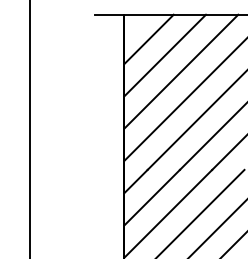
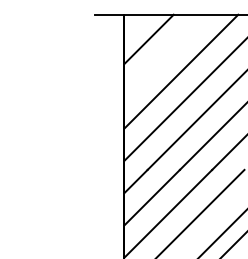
line: present -> none (165, 55)
line: present -> none (29, 128)
line position: (217, 228) -> (222, 233) (222, 233)
